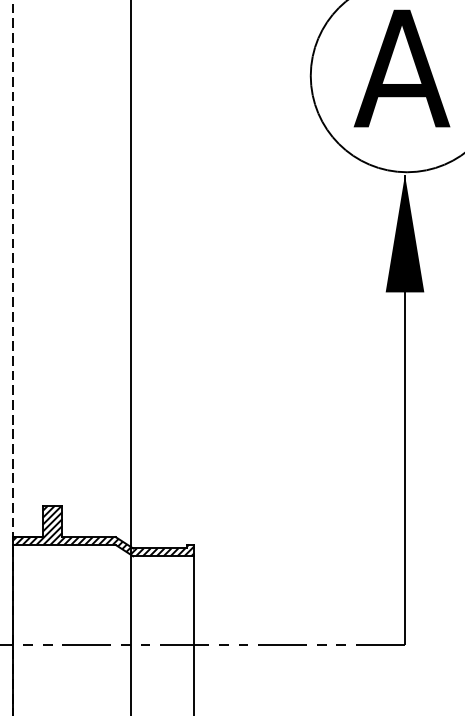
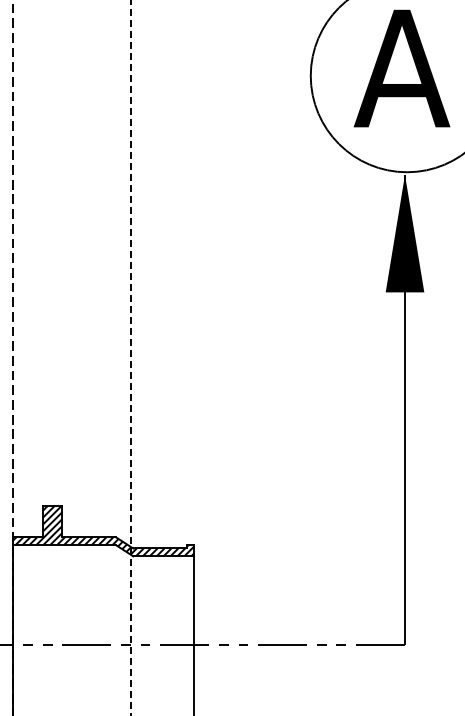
line: solid -> dashed (130, 357)
